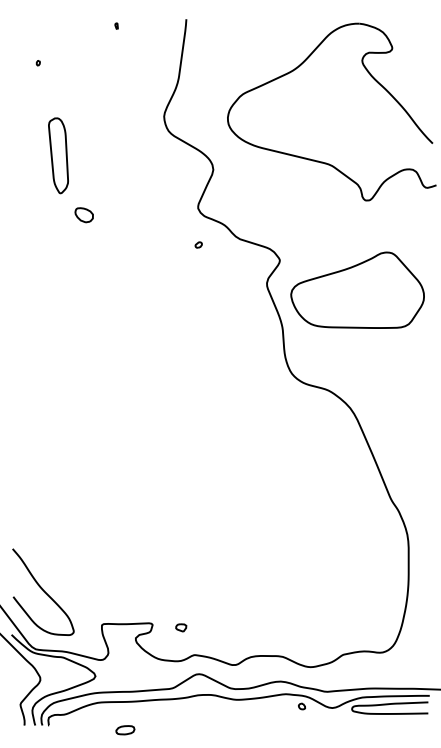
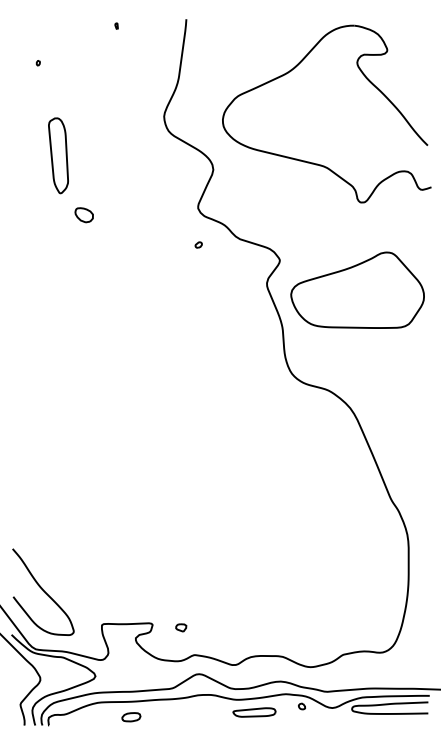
part position: (318, 160) -> (313, 162) (313, 162)
part: none -> present (254, 712)
part position: (125, 730) -> (131, 717) (131, 717)
